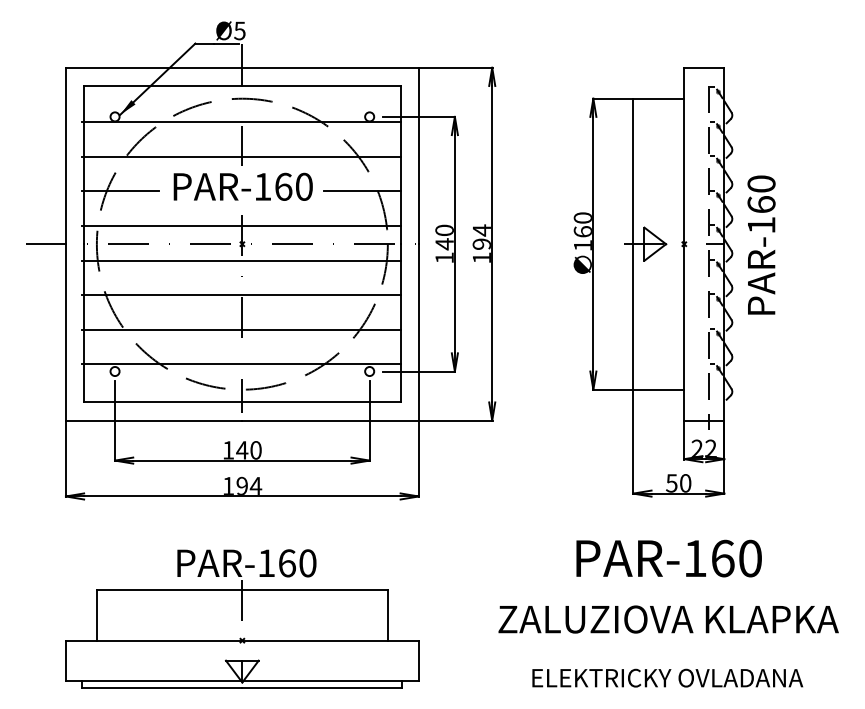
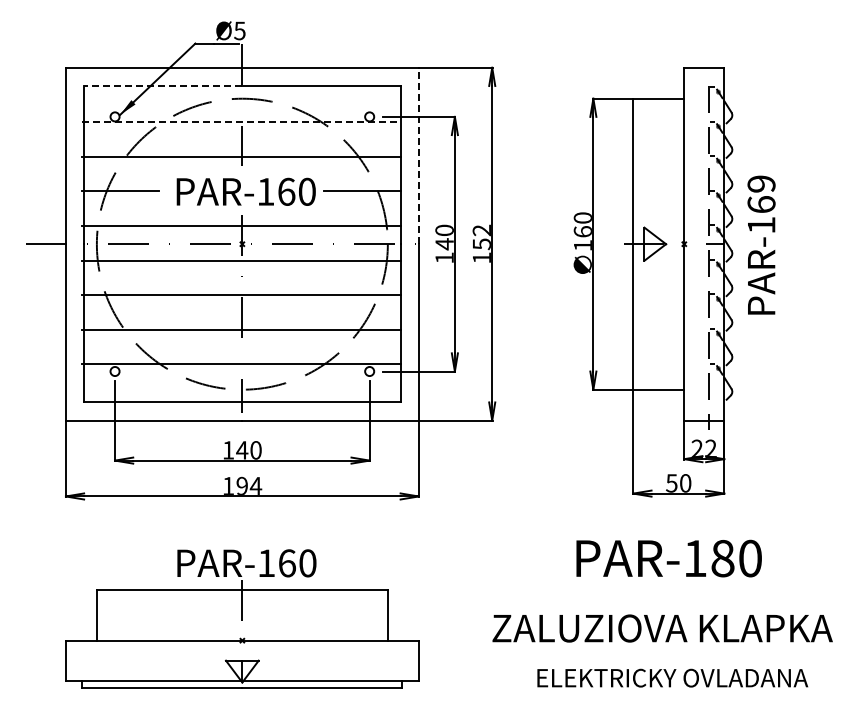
line: solid -> dashed (162, 85)
line: solid -> dashed (241, 122)
line: solid -> dashed (418, 155)
text: PAR-160 -> PAR-169 (761, 183)
text position: (242, 186) -> (245, 191) (245, 191)
text: 194 -> 152 (481, 237)
text: PAR-160 -> PAR-180 (722, 558)
text position: (668, 619) -> (662, 628) (662, 628)
text position: (667, 677) -> (672, 677) (672, 677)
